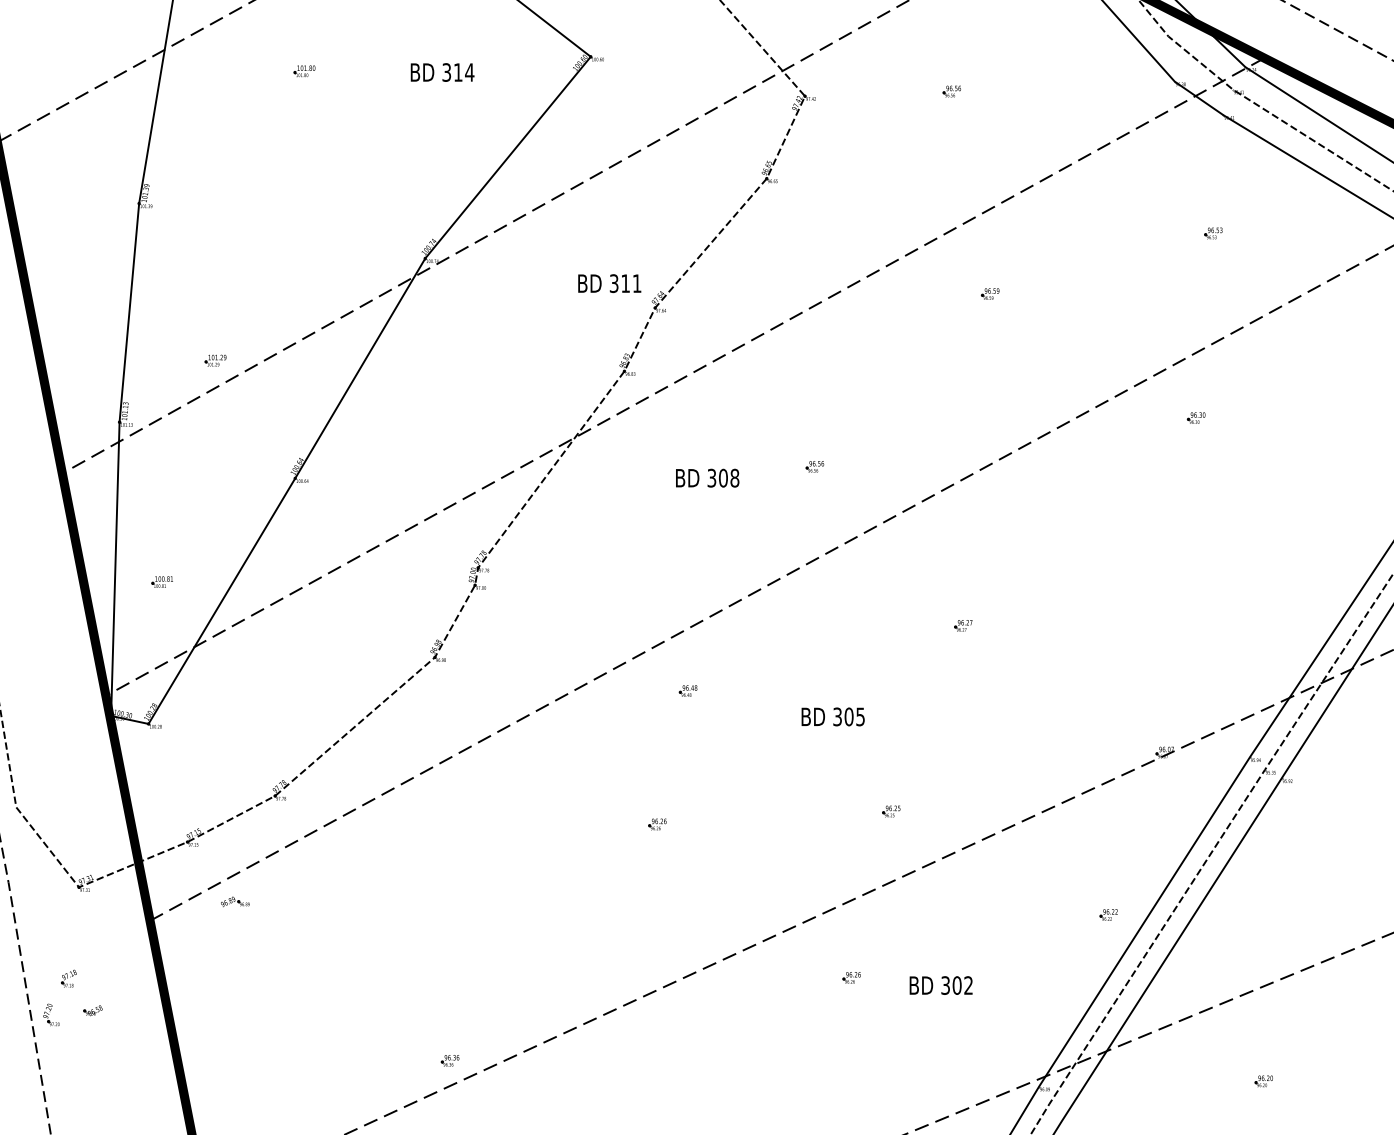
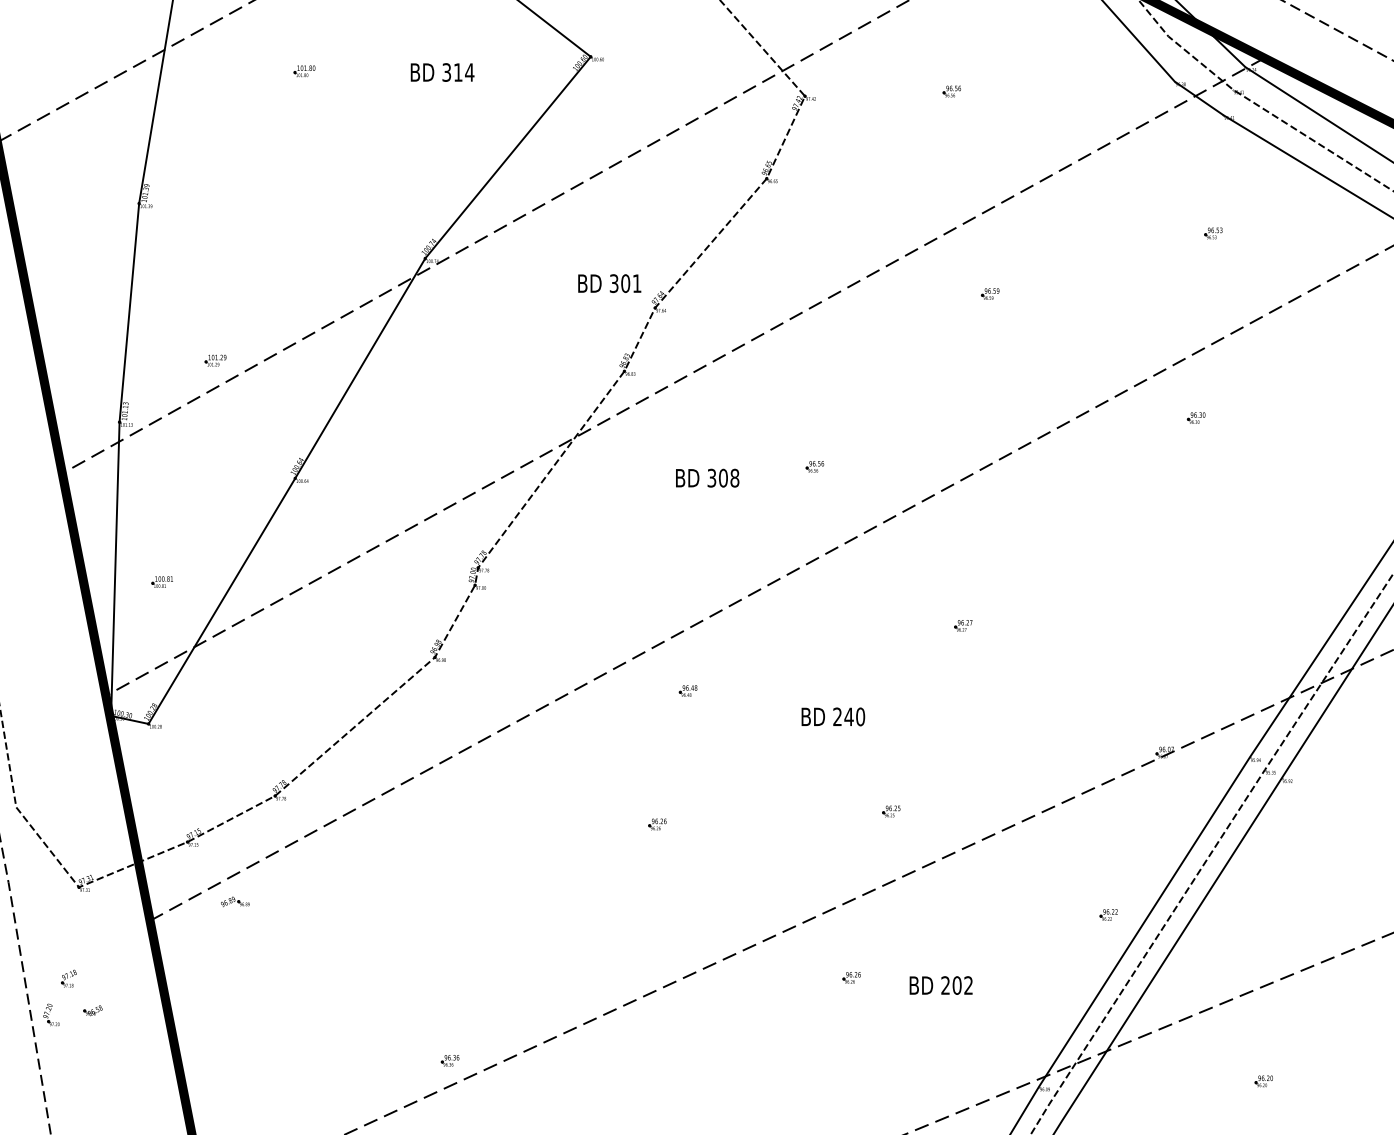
text: 311 -> 301 (625, 283)
text: 305 -> 240 (849, 716)
text: 302 -> 202 (945, 985)
